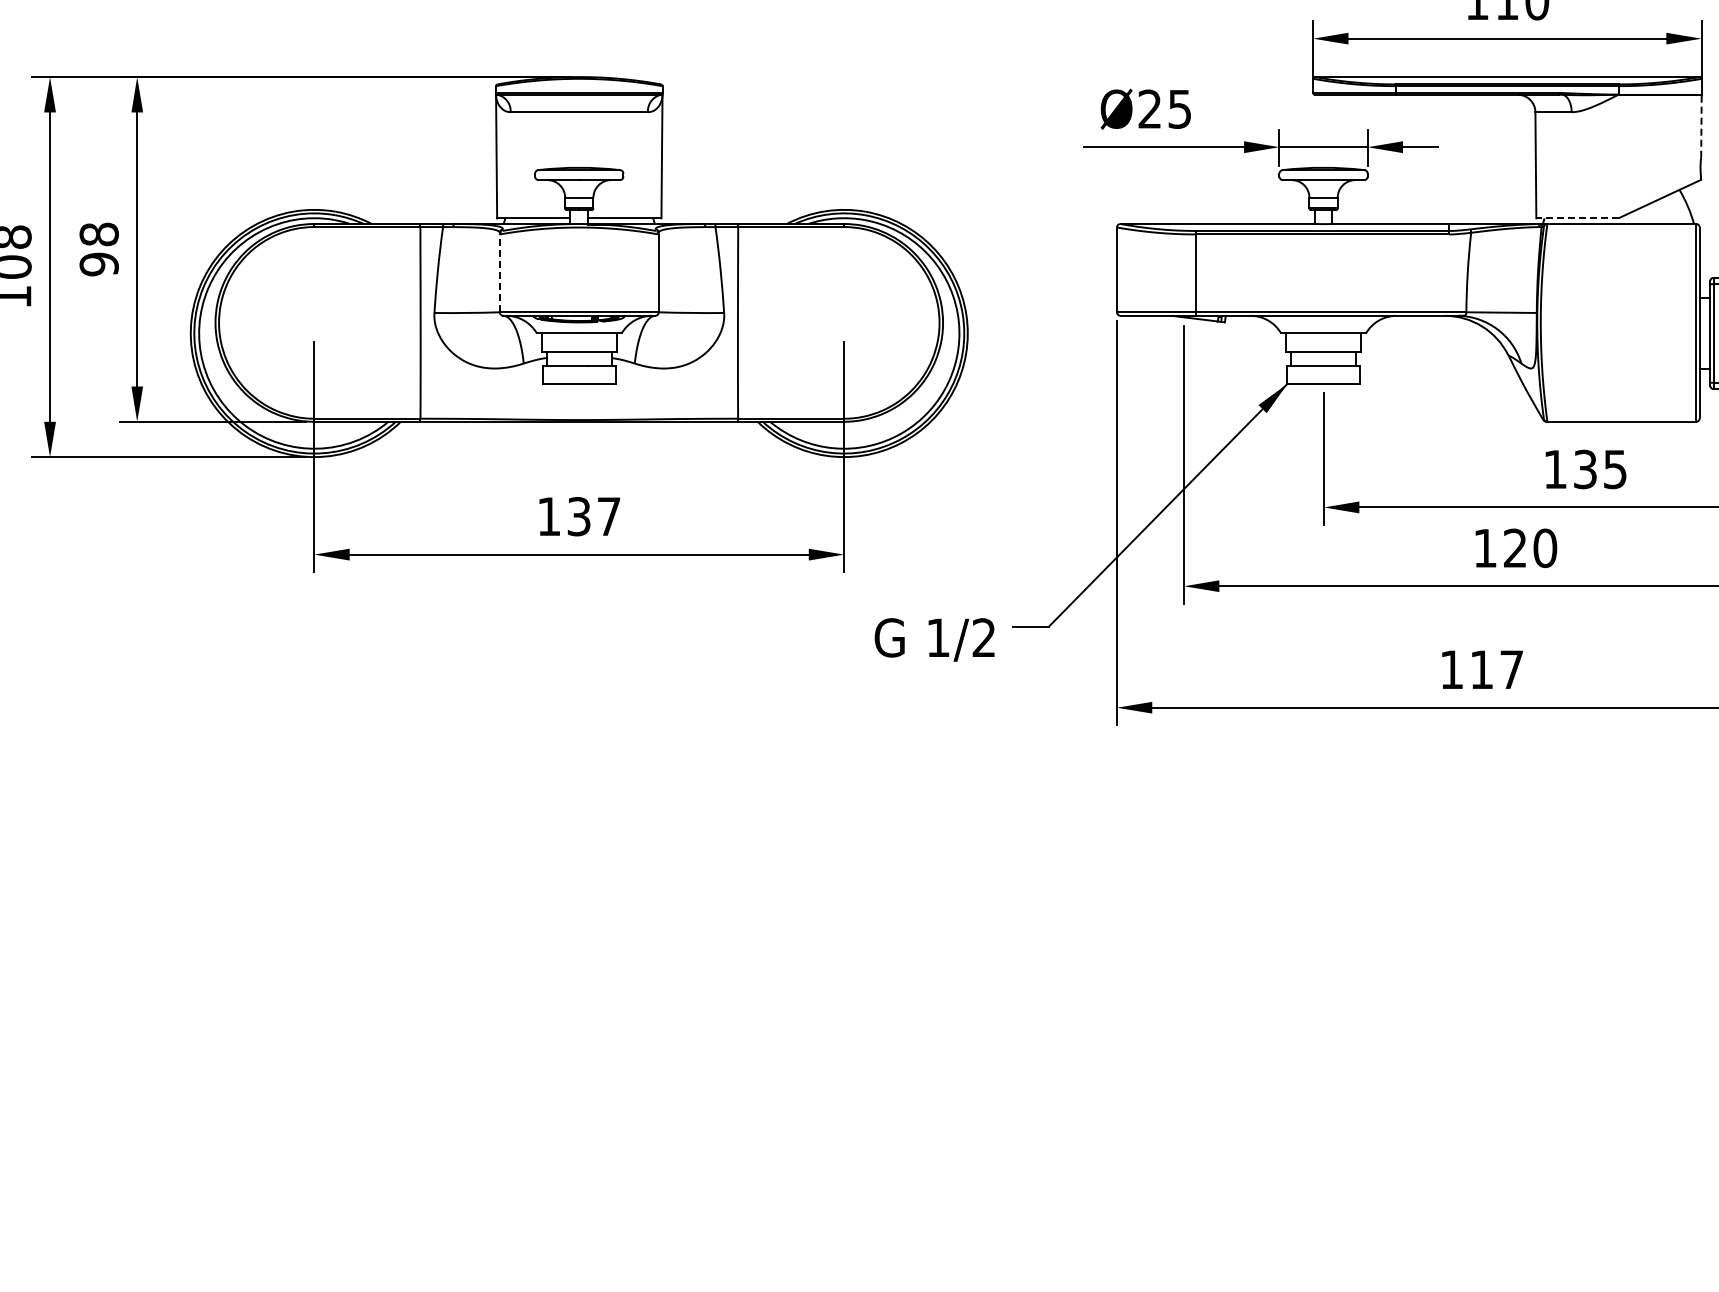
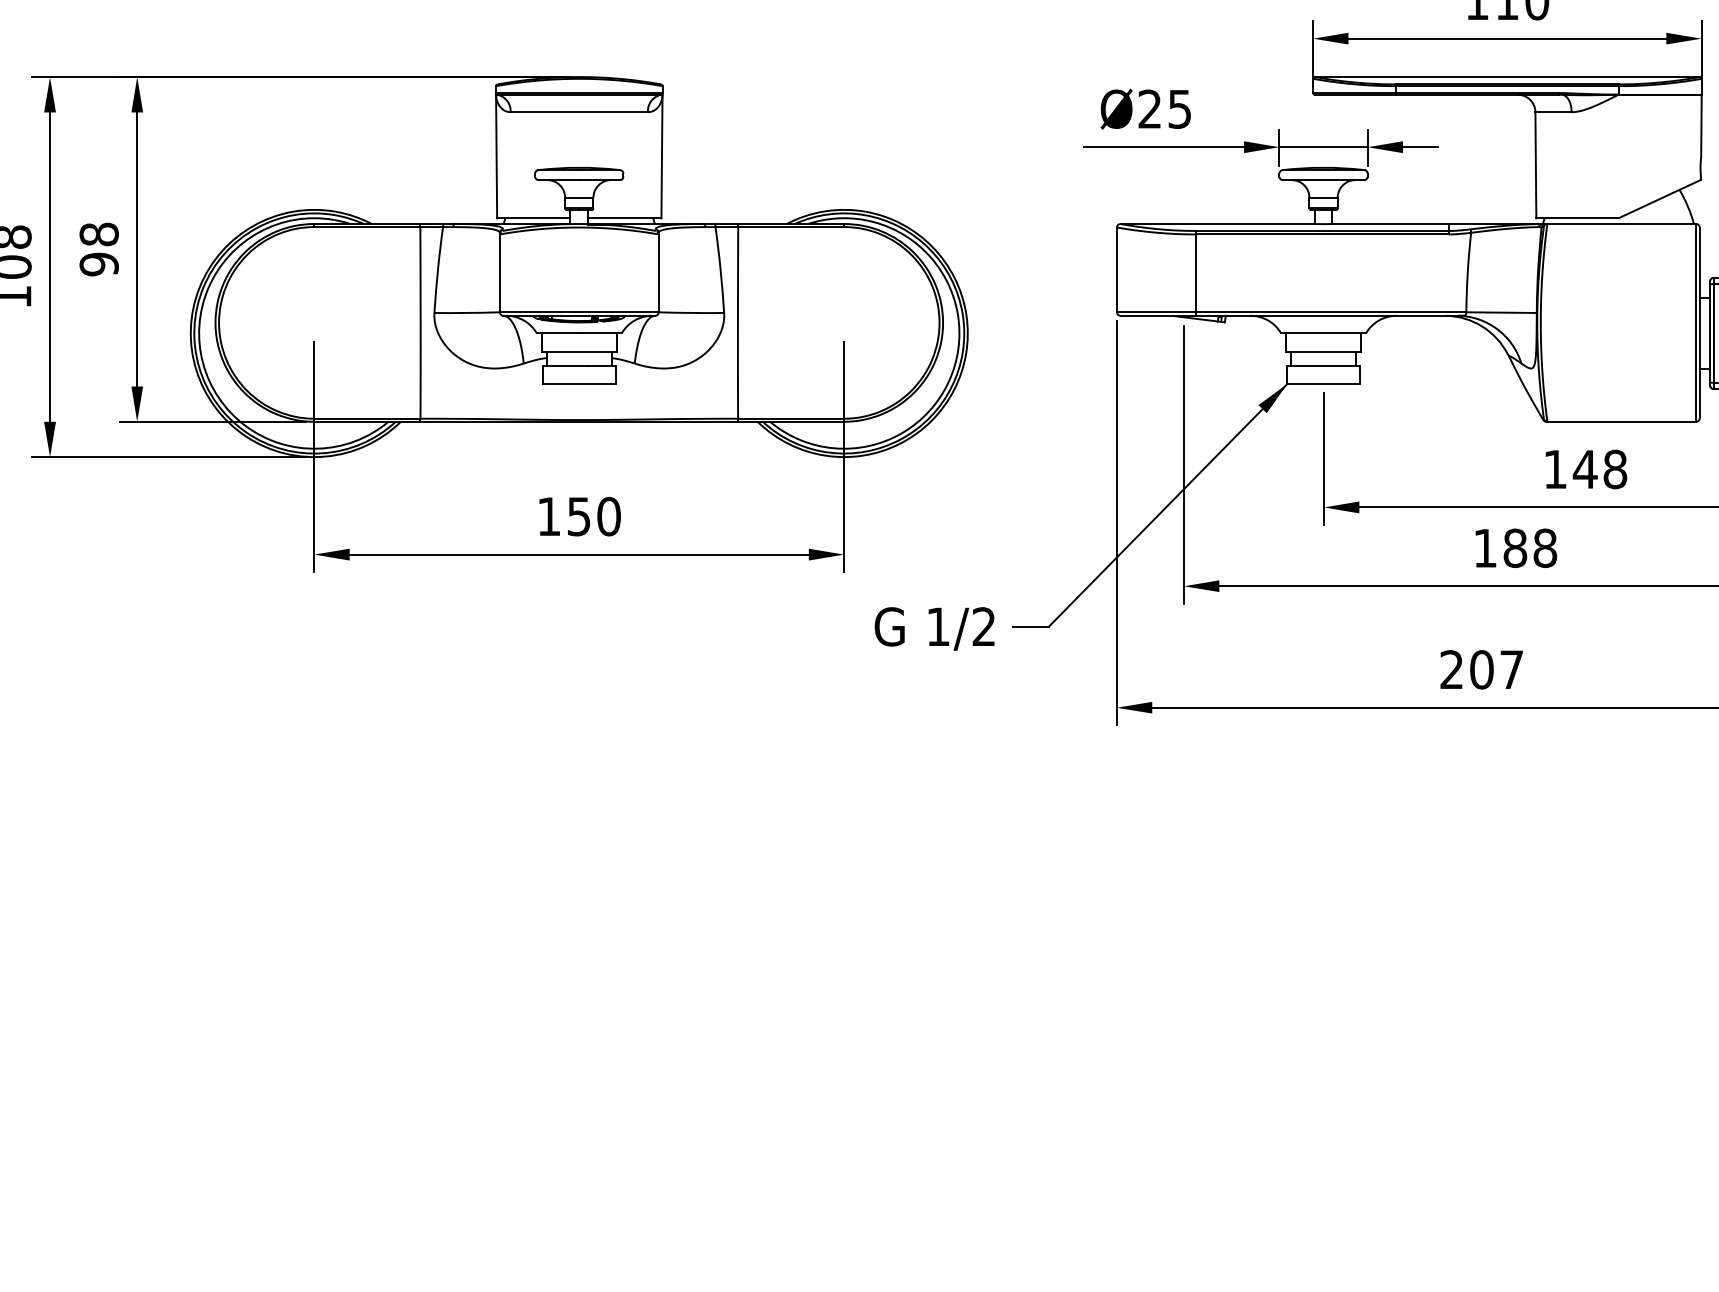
line: dashed -> solid (1701, 125)
line: dashed -> solid (1576, 218)
line: dashed -> solid (499, 273)
text: 135 -> 148 (1599, 469)
text: 137 -> 150 (594, 516)
text: 120 -> 188 (1530, 548)
text position: (934, 639) -> (934, 628) (934, 628)
text: 117 -> 207 (1466, 669)
